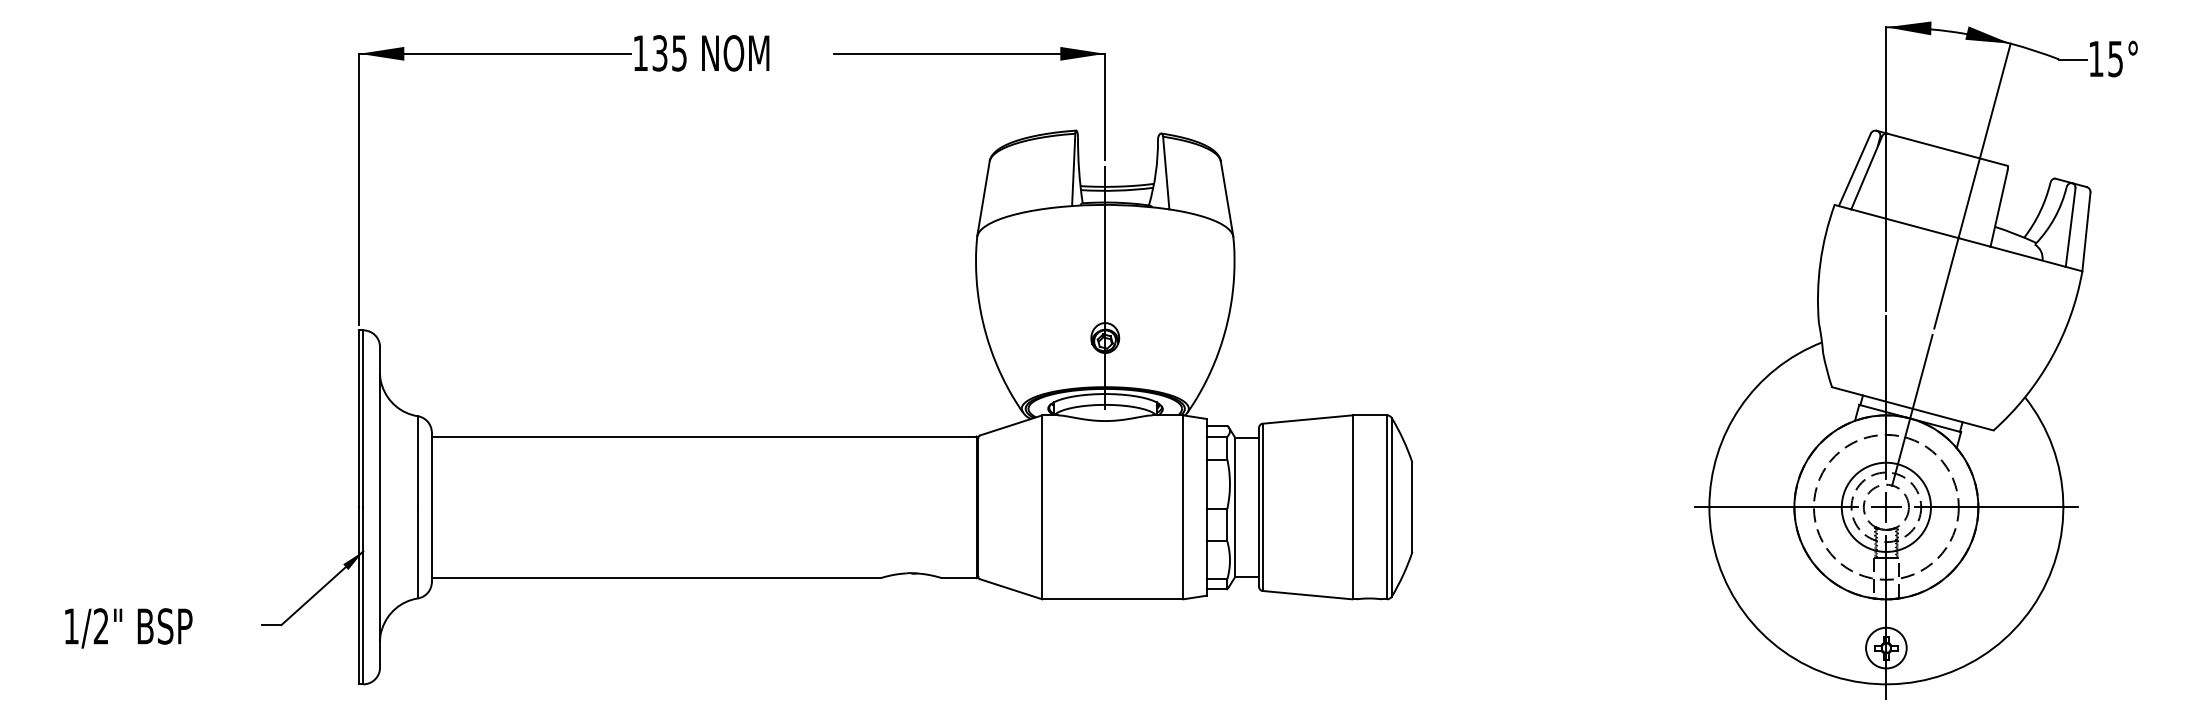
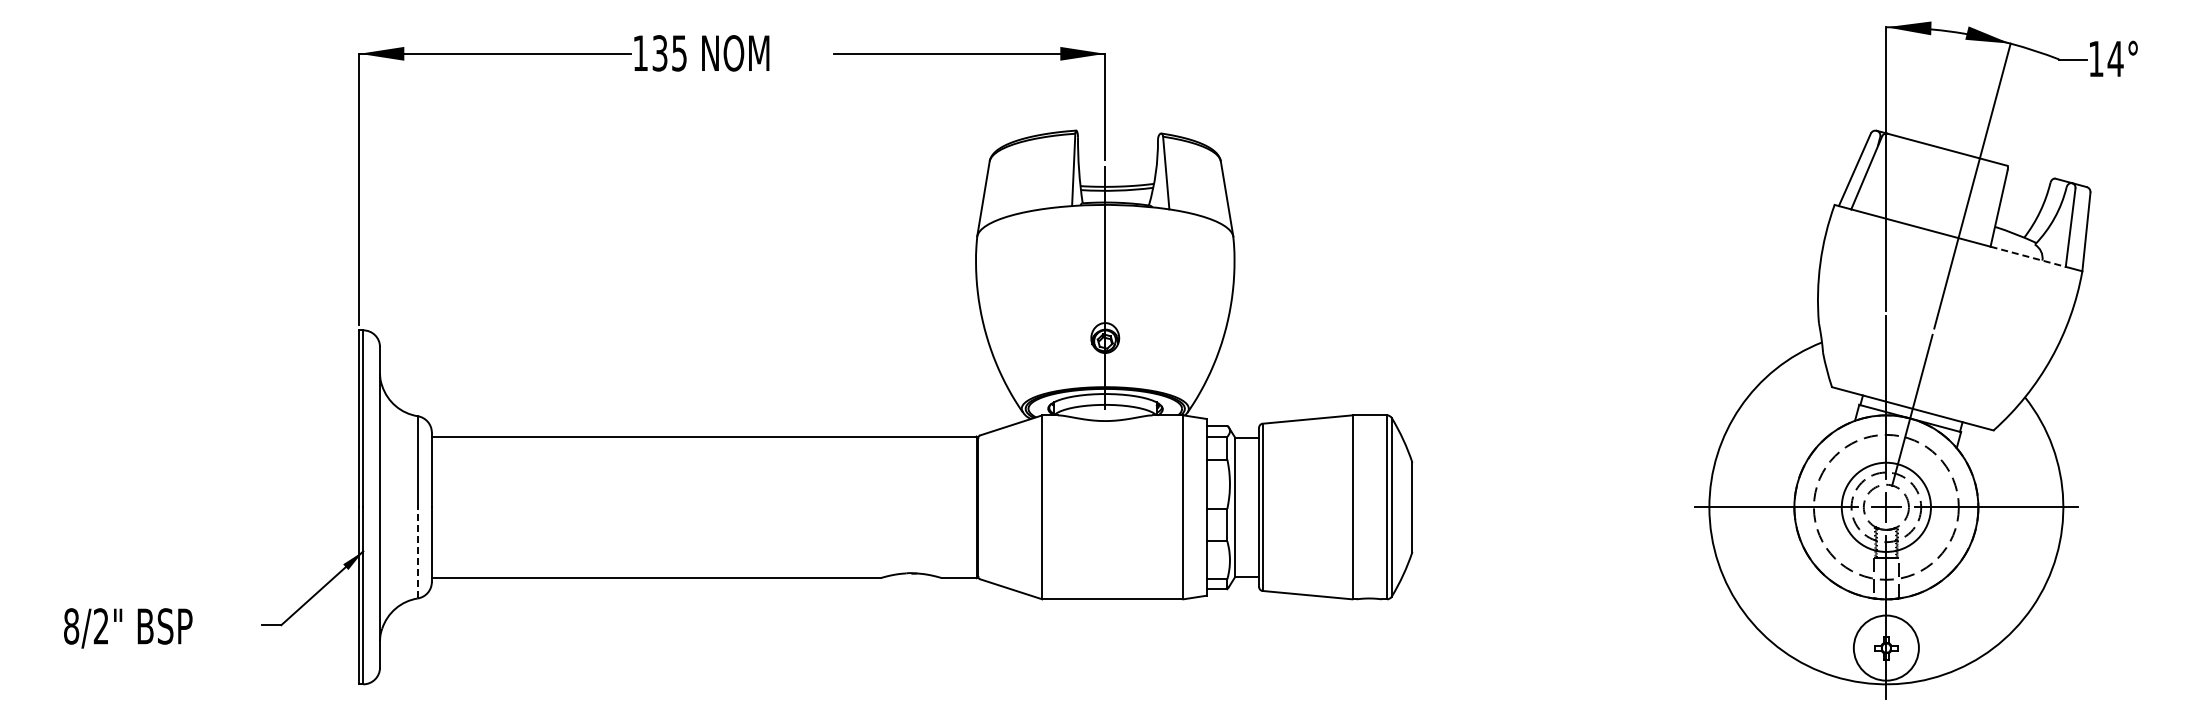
text: 15° -> 14° (2115, 59)
line: solid -> dashed (2028, 256)
line: solid -> dashed (417, 552)
text: 1/2" -> 8/2" (71, 626)
circle diameter: 41 px -> 65 px (1885, 647)
